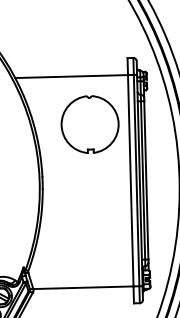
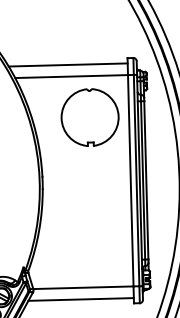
line: none -> present (67, 64)
part position: (89, 124) -> (89, 117) (89, 117)
line: none -> present (80, 299)
